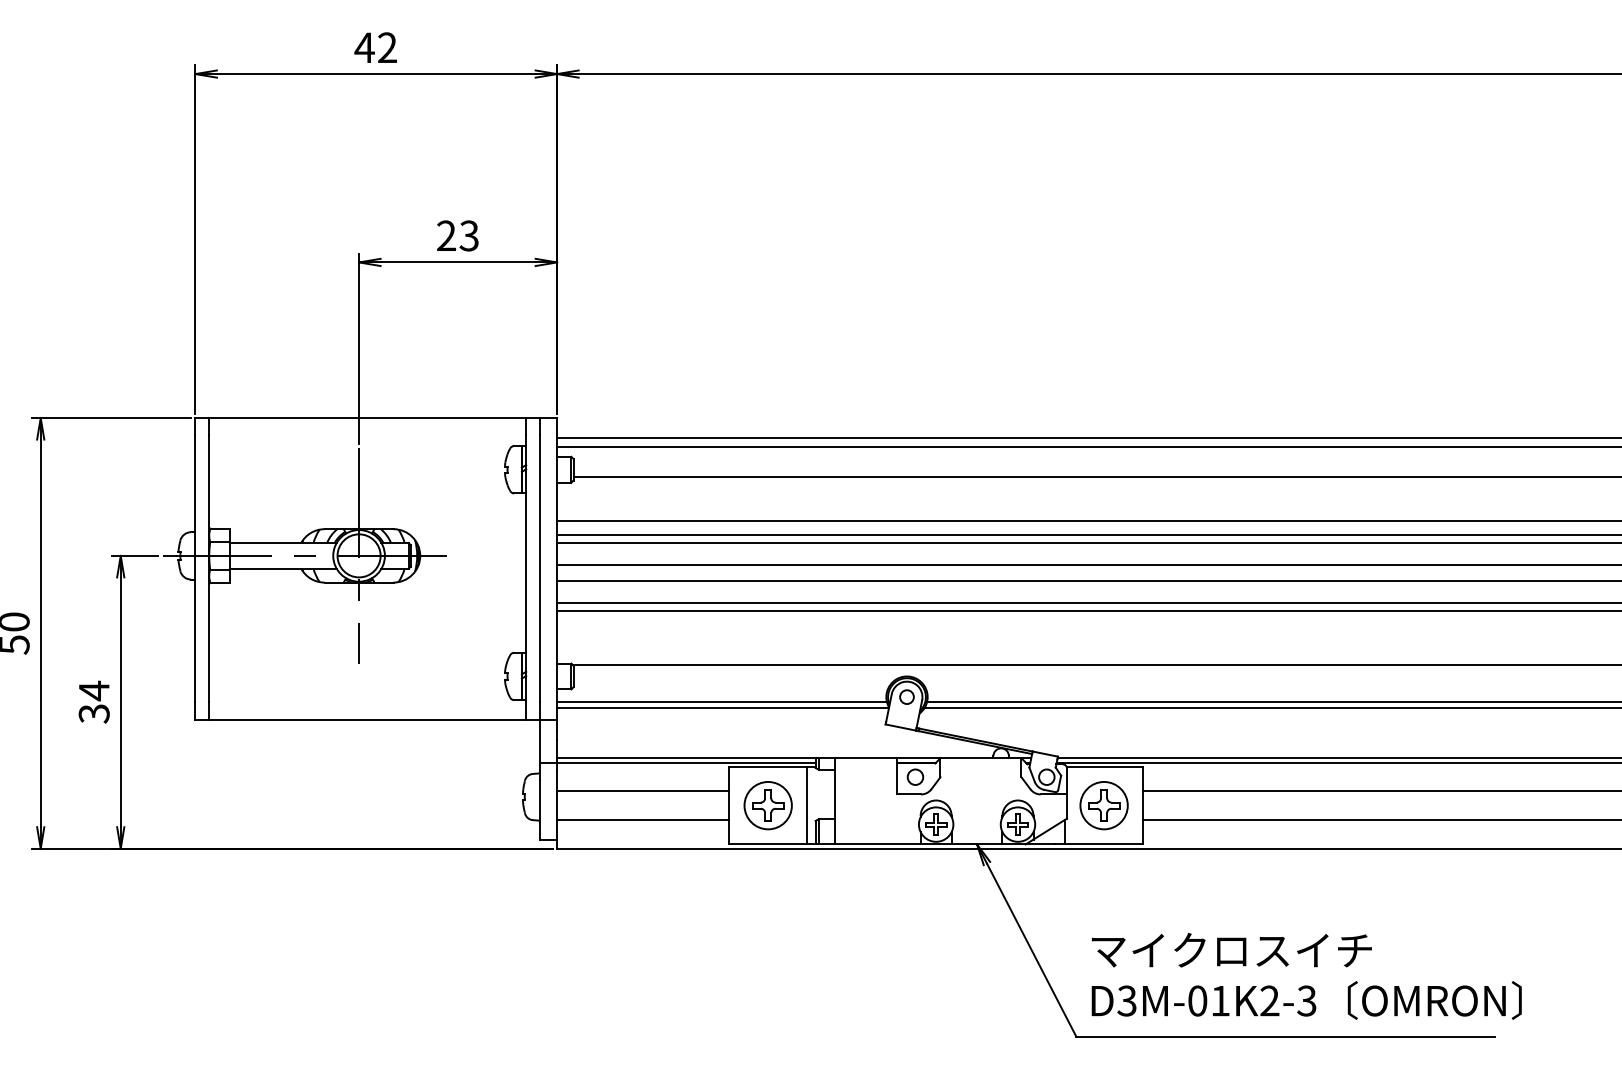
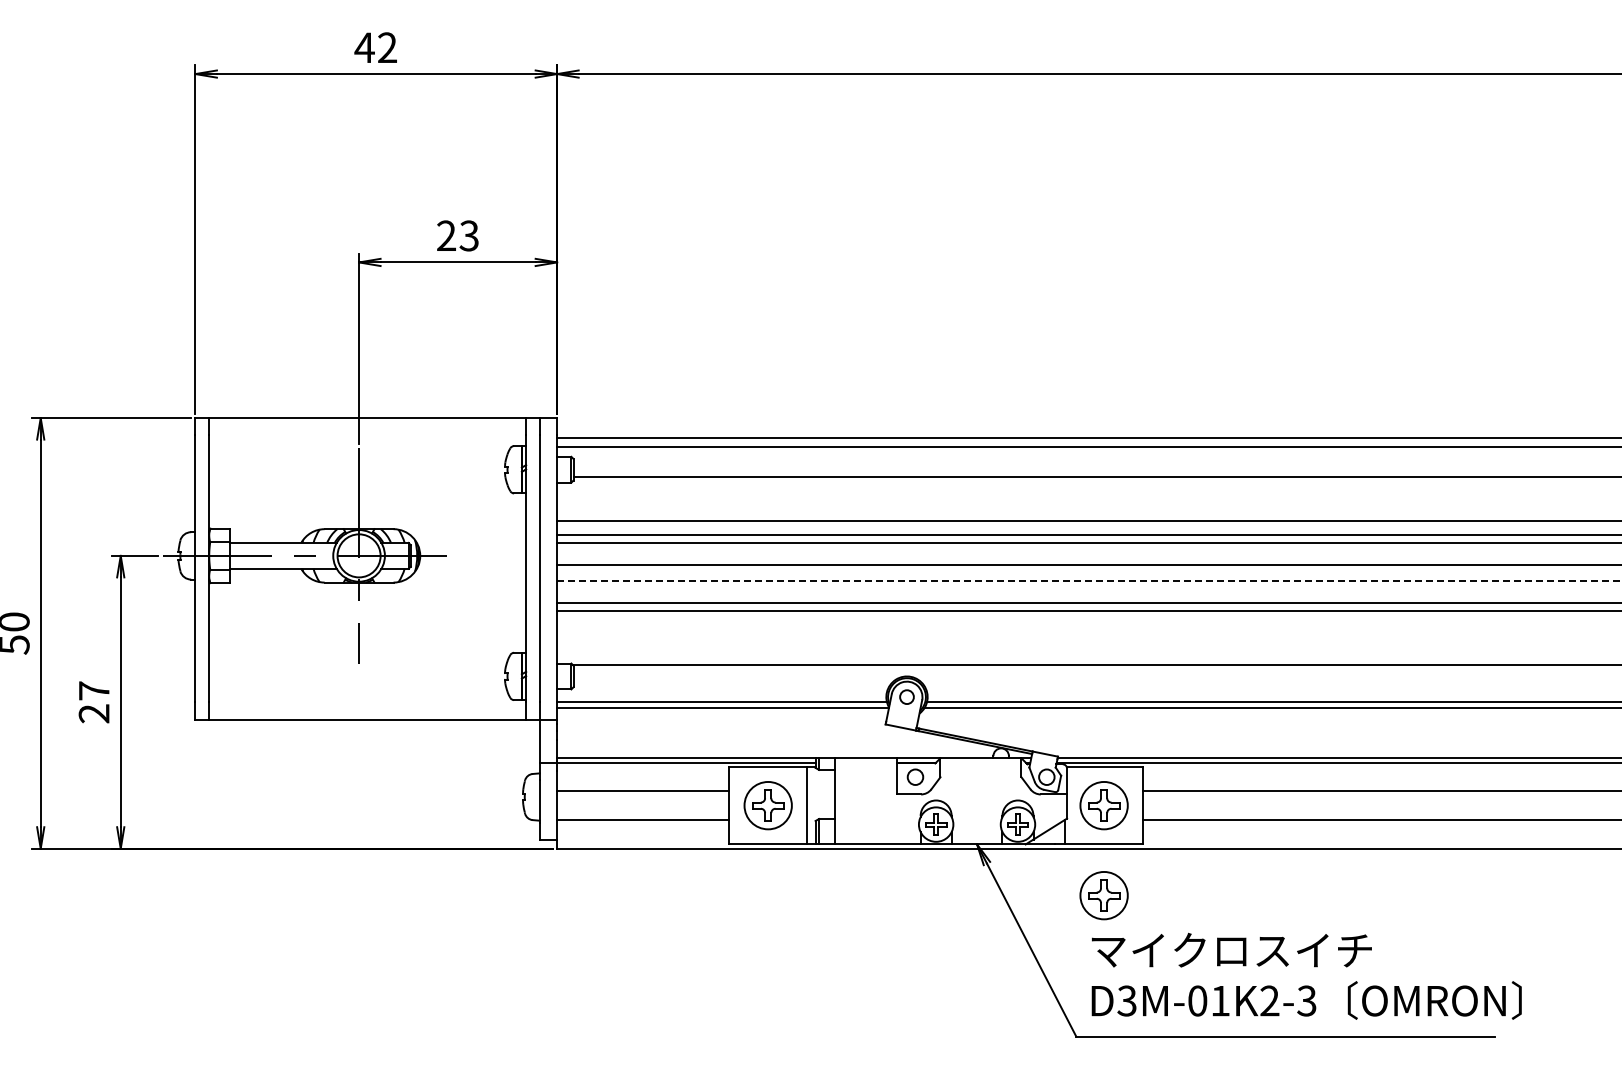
line: solid -> dashed (1089, 580)
text: 34 -> 27 (94, 701)
part: none -> present (1103, 895)
